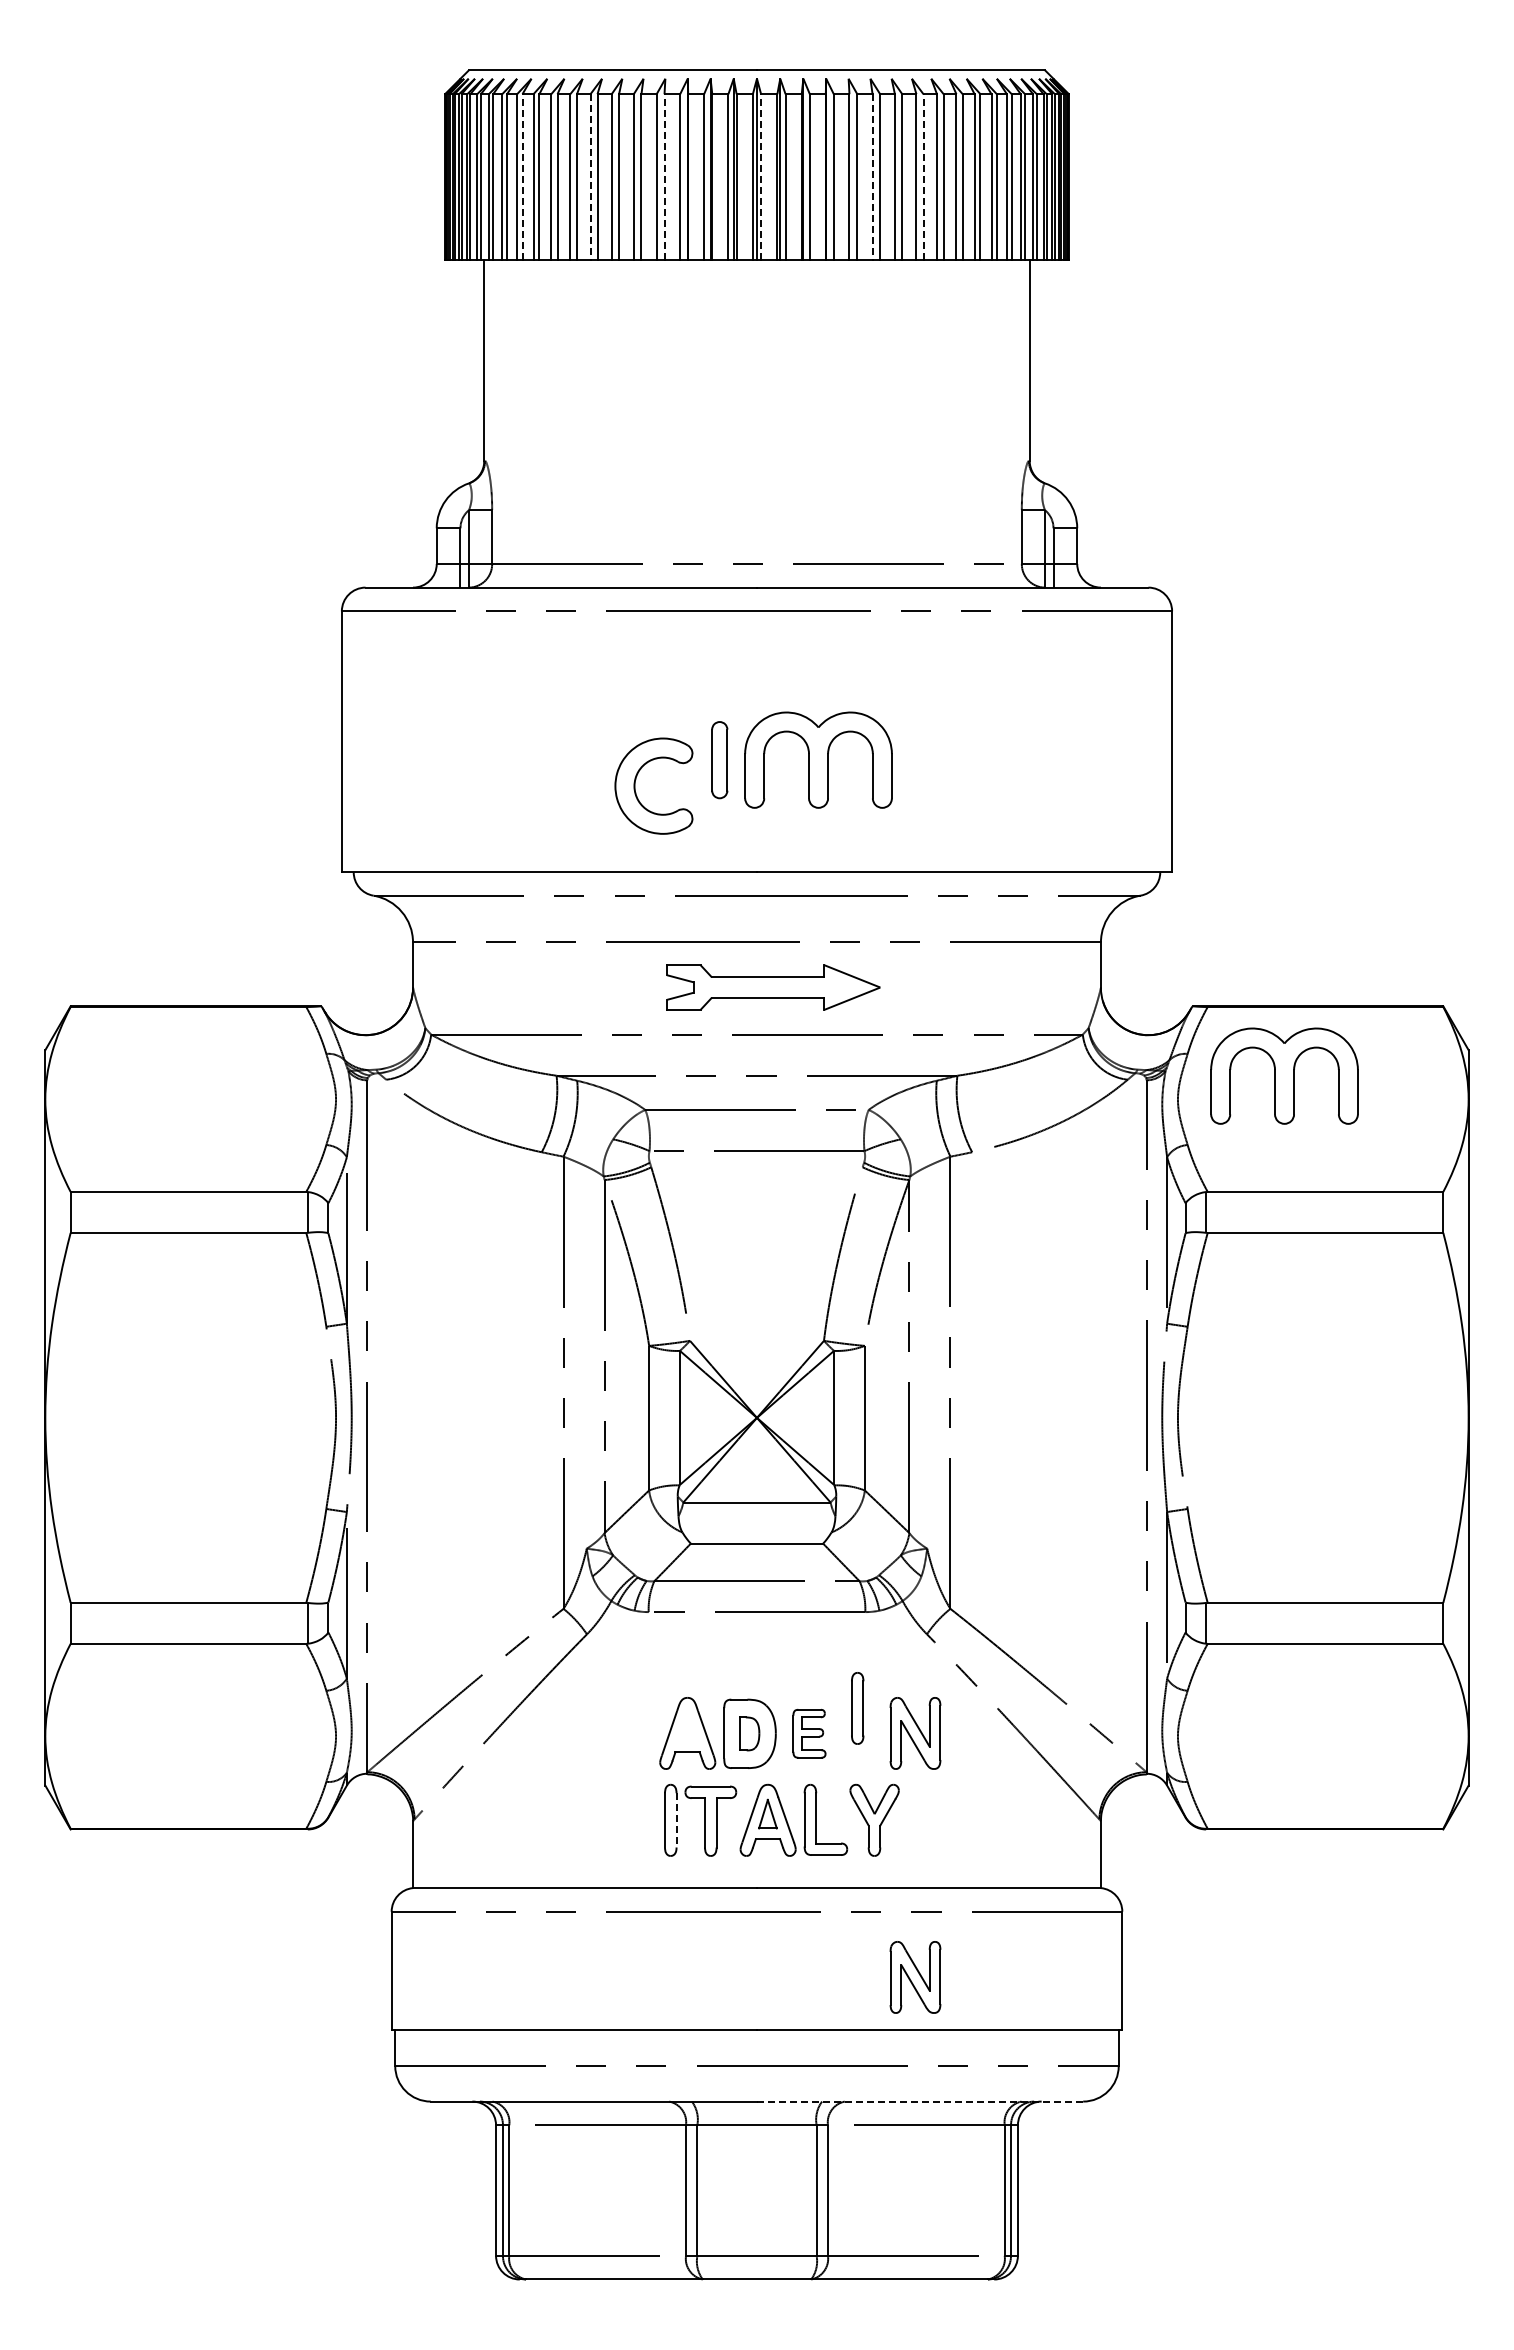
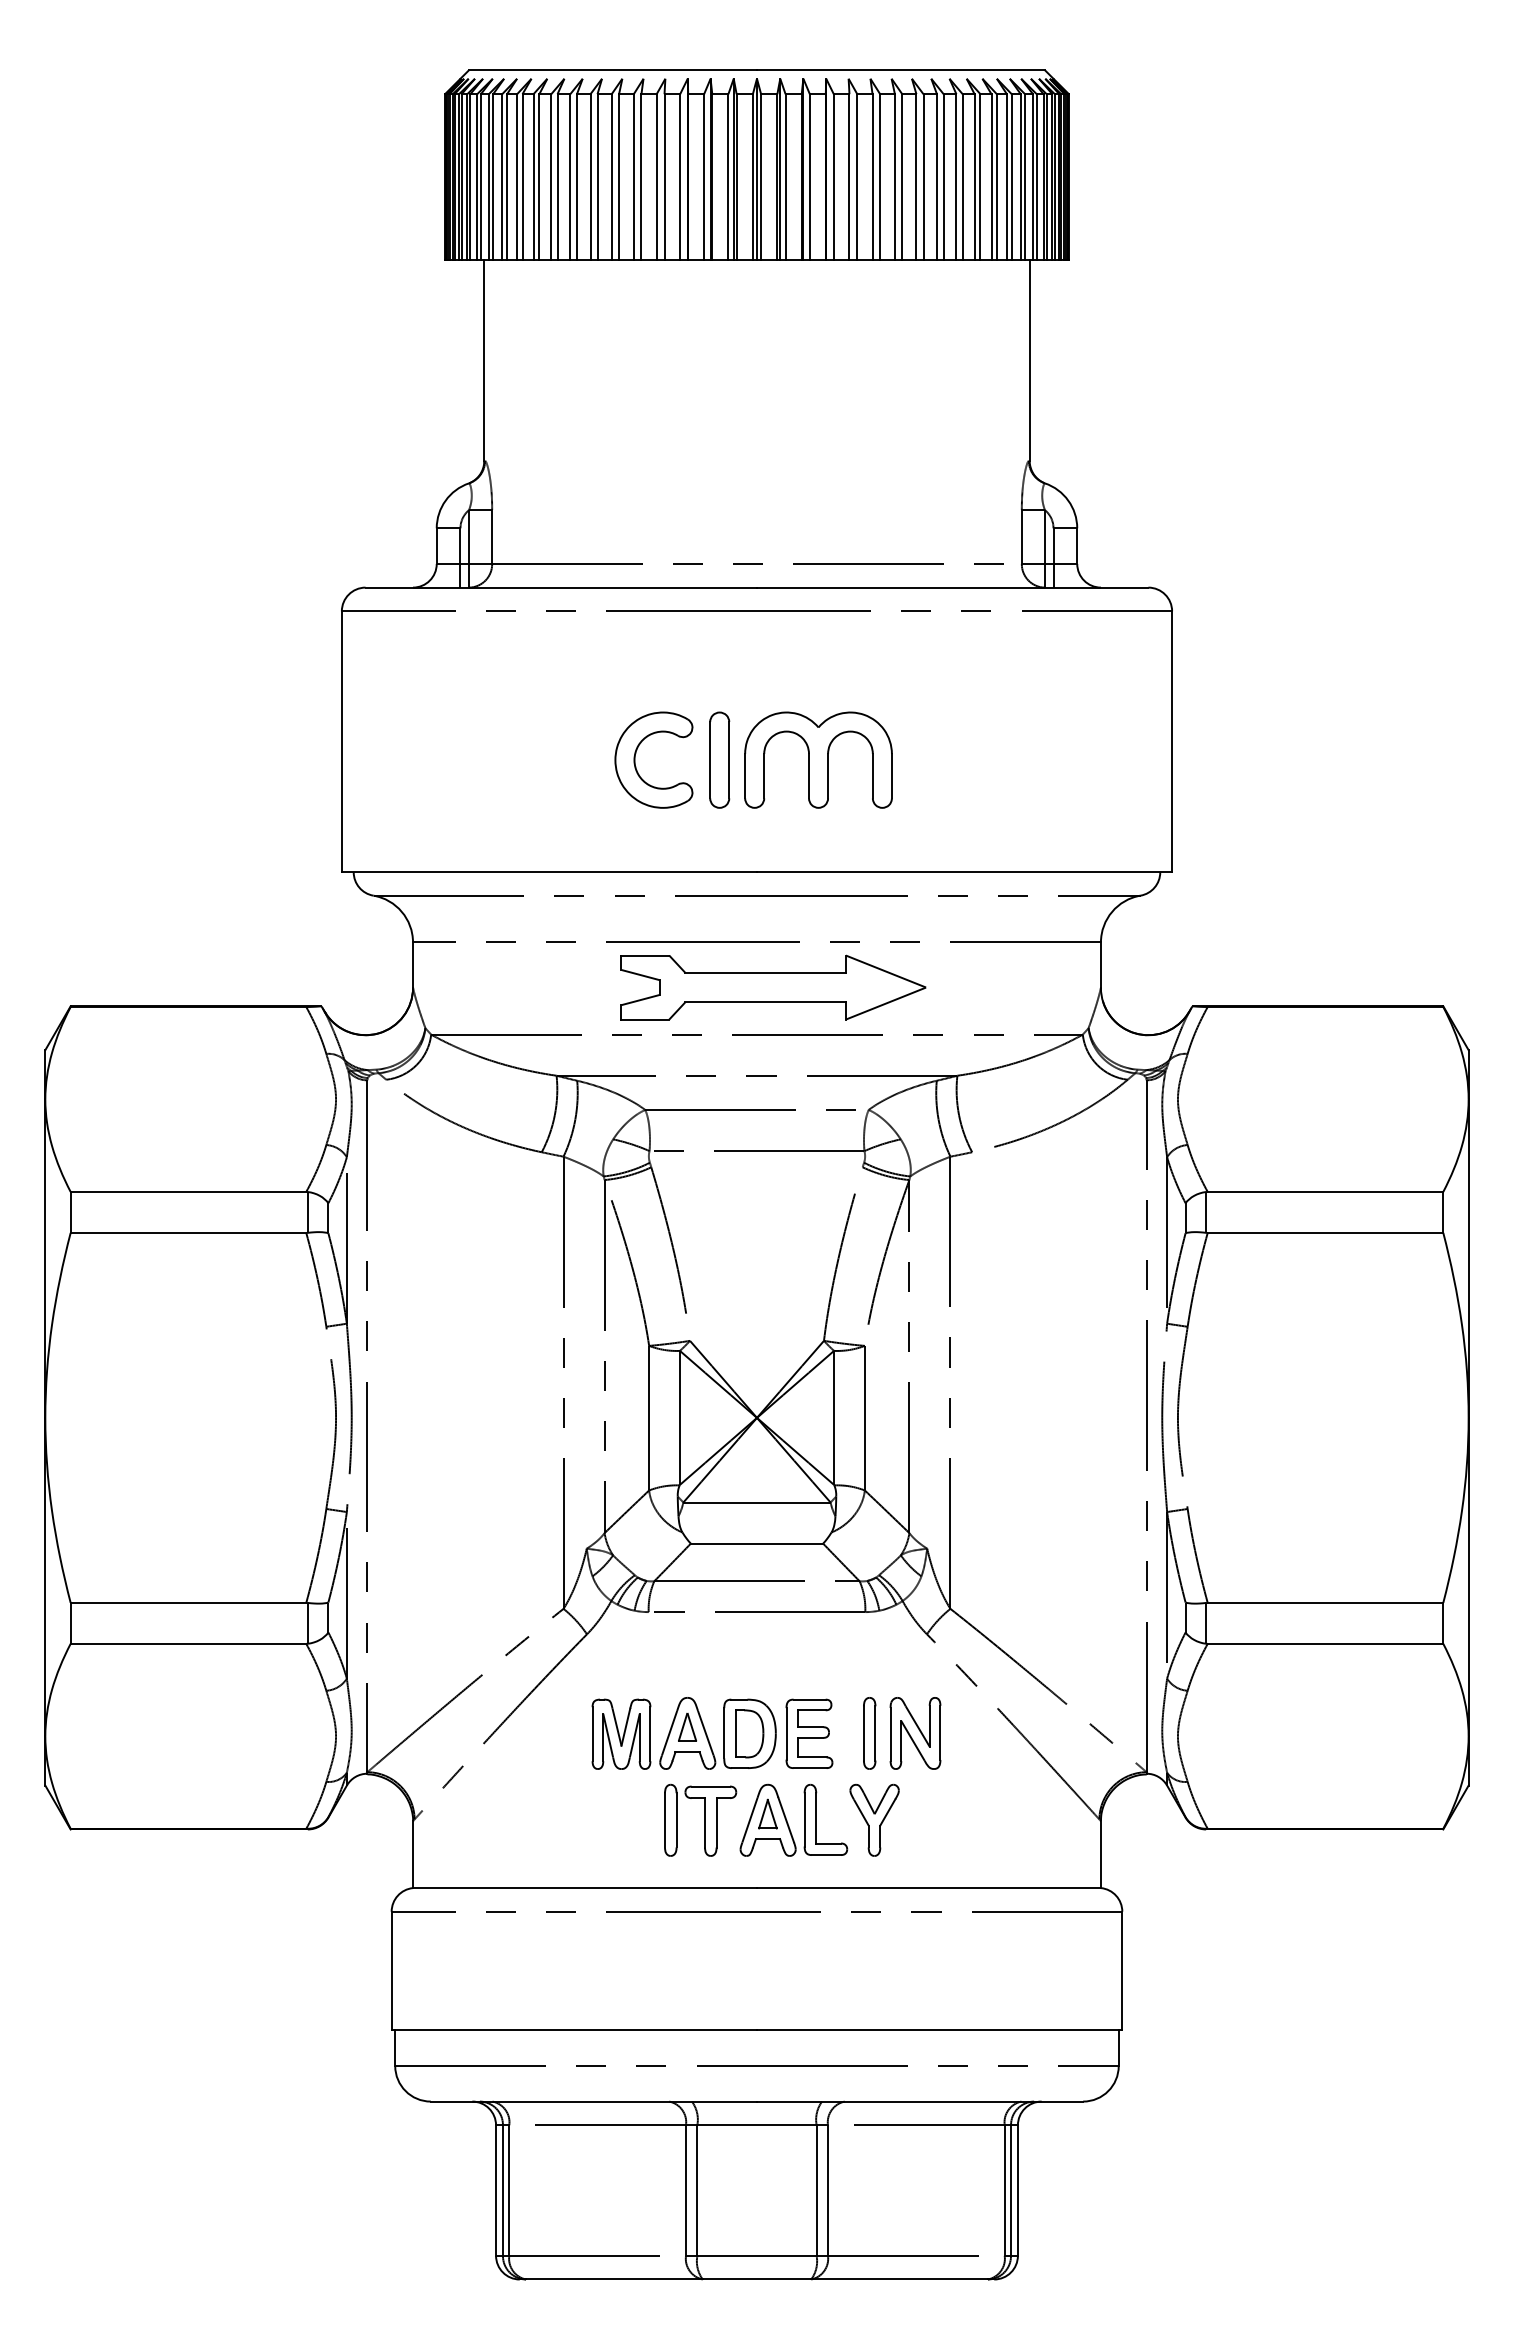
line: dashed -> solid (522, 176)
line: dashed -> solid (664, 176)
line: dashed -> solid (761, 176)
line: dashed -> solid (923, 176)
line: dashed -> solid (590, 177)
line: dashed -> solid (872, 177)
part size: 18x79 px -> 22x98 px (719, 759)
part position: (635, 785) -> (635, 759) (635, 759)
part size: 215x47 px -> 307x67 px (773, 987)
part: present -> none (1284, 1075)
part position: (857, 1708) -> (869, 1733) (869, 1733)
part: none -> present (687, 1727)
part: none -> present (621, 1733)
part size: 22x36 px -> 30x50 px (749, 1733)
part size: 35x51 px -> 49x71 px (809, 1733)
line: dashed -> solid (676, 1820)
part: present -> none (915, 1977)
line: dashed -> solid (920, 2101)
